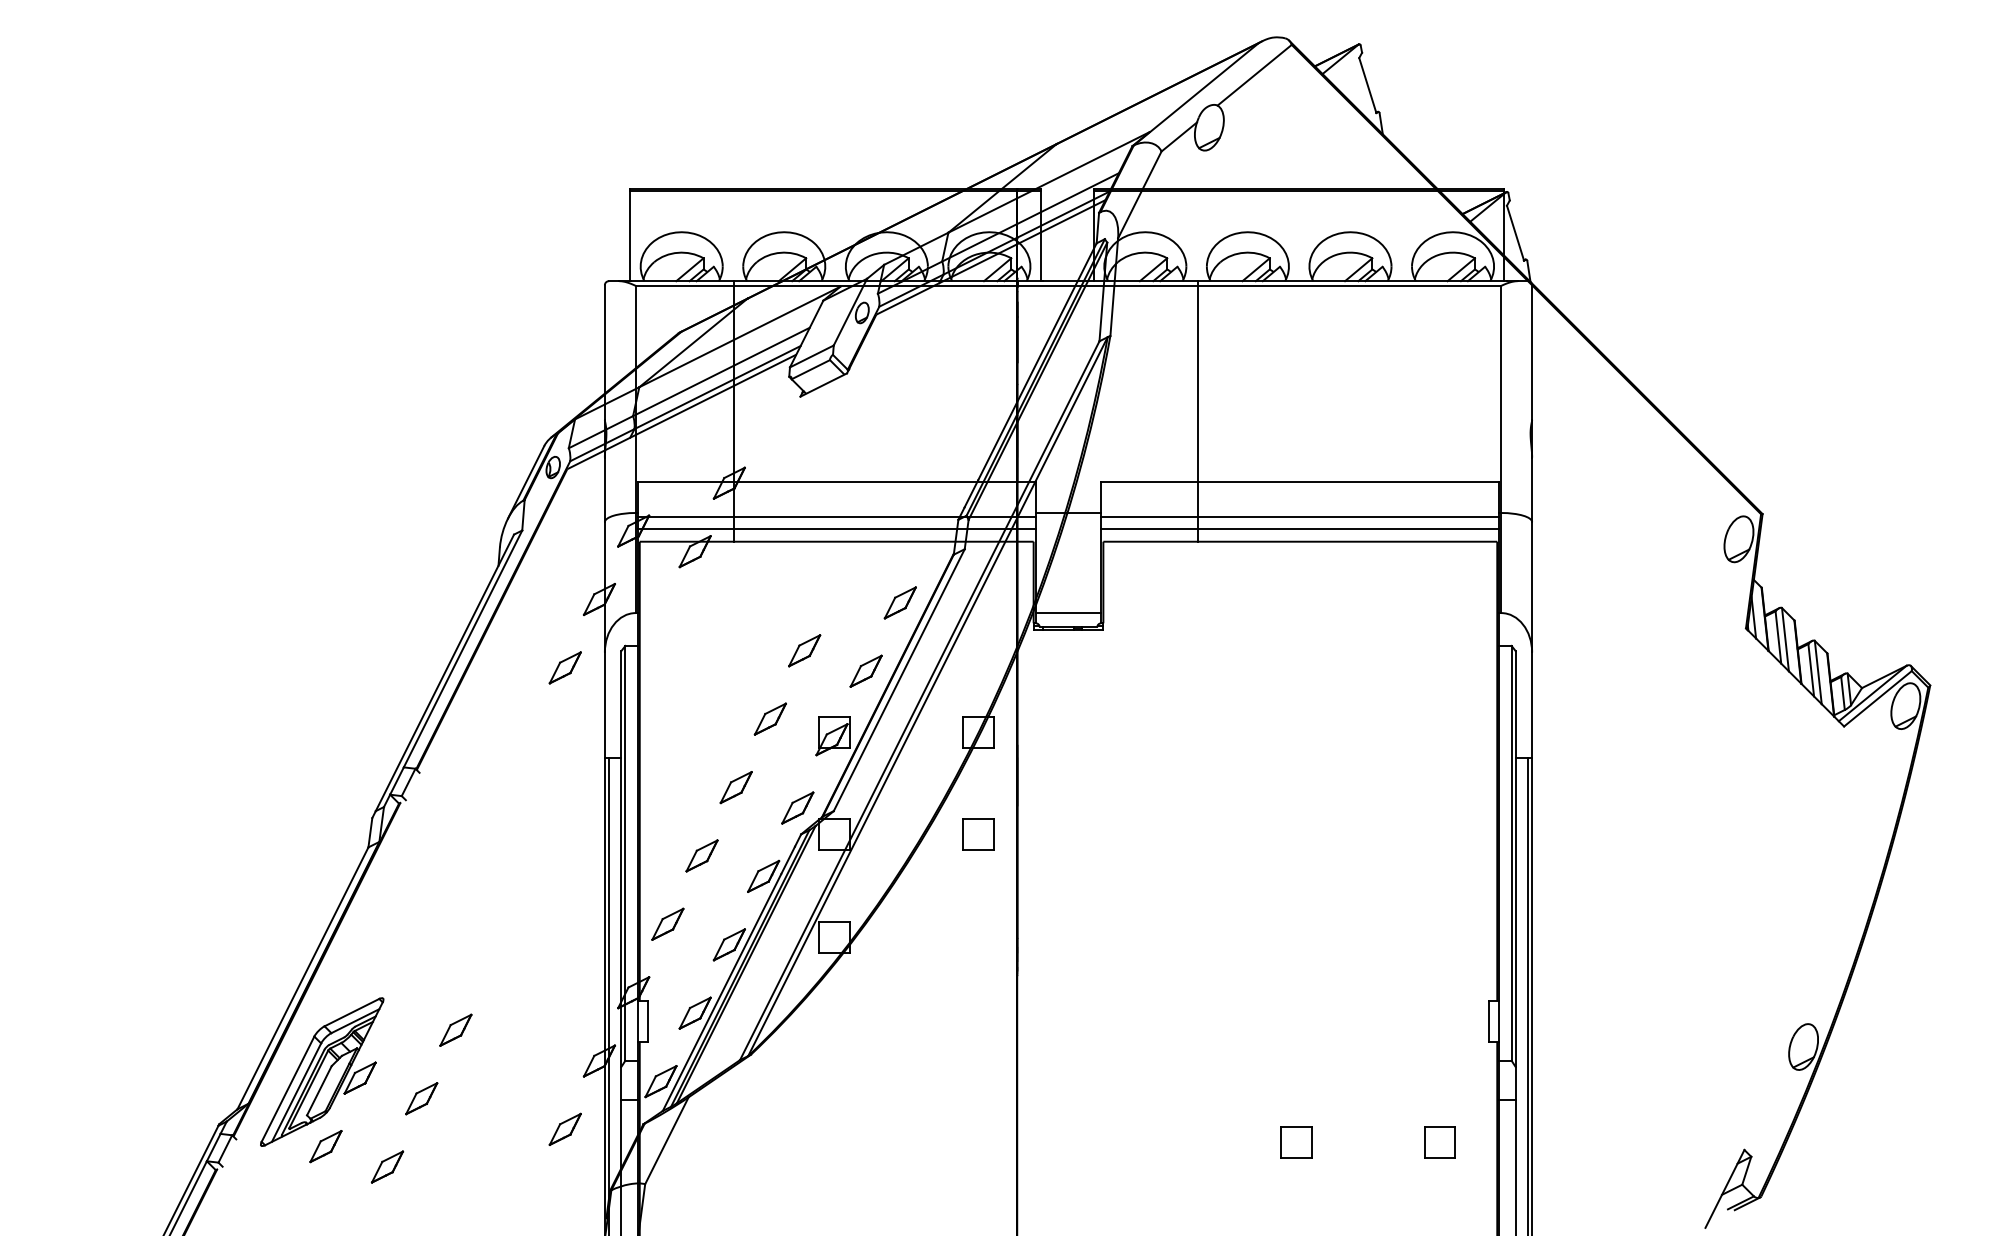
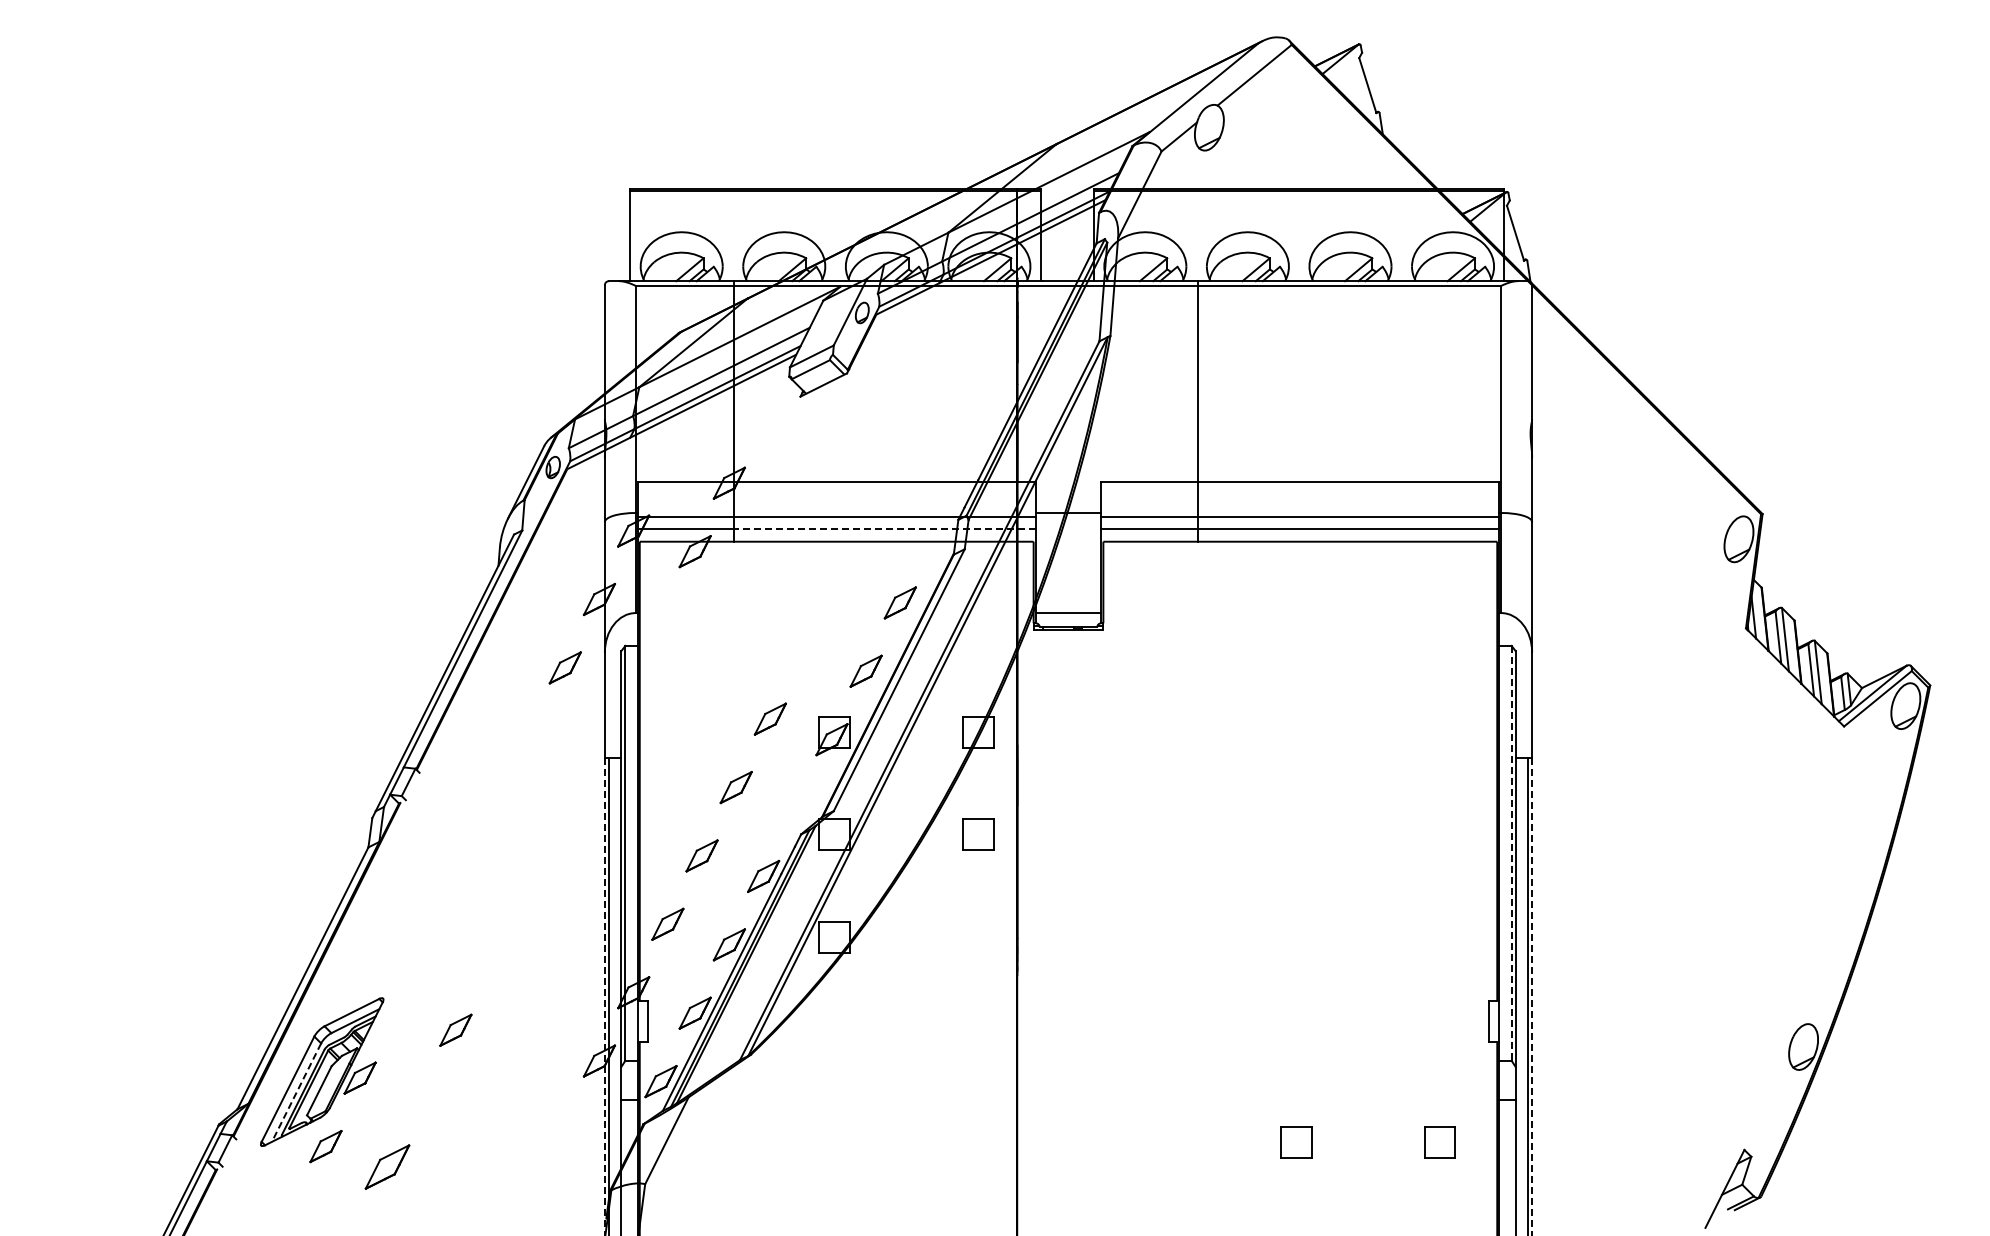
line: solid -> dashed (884, 528)
part: present -> none (804, 650)
part: present -> none (797, 807)
line: solid -> dashed (1511, 853)
line: solid -> dashed (604, 996)
line: solid -> dashed (1532, 996)
line: solid -> dashed (296, 1093)
part: present -> none (421, 1098)
part: present -> none (564, 1128)
part size: 35x34 px -> 47x46 px (387, 1166)
